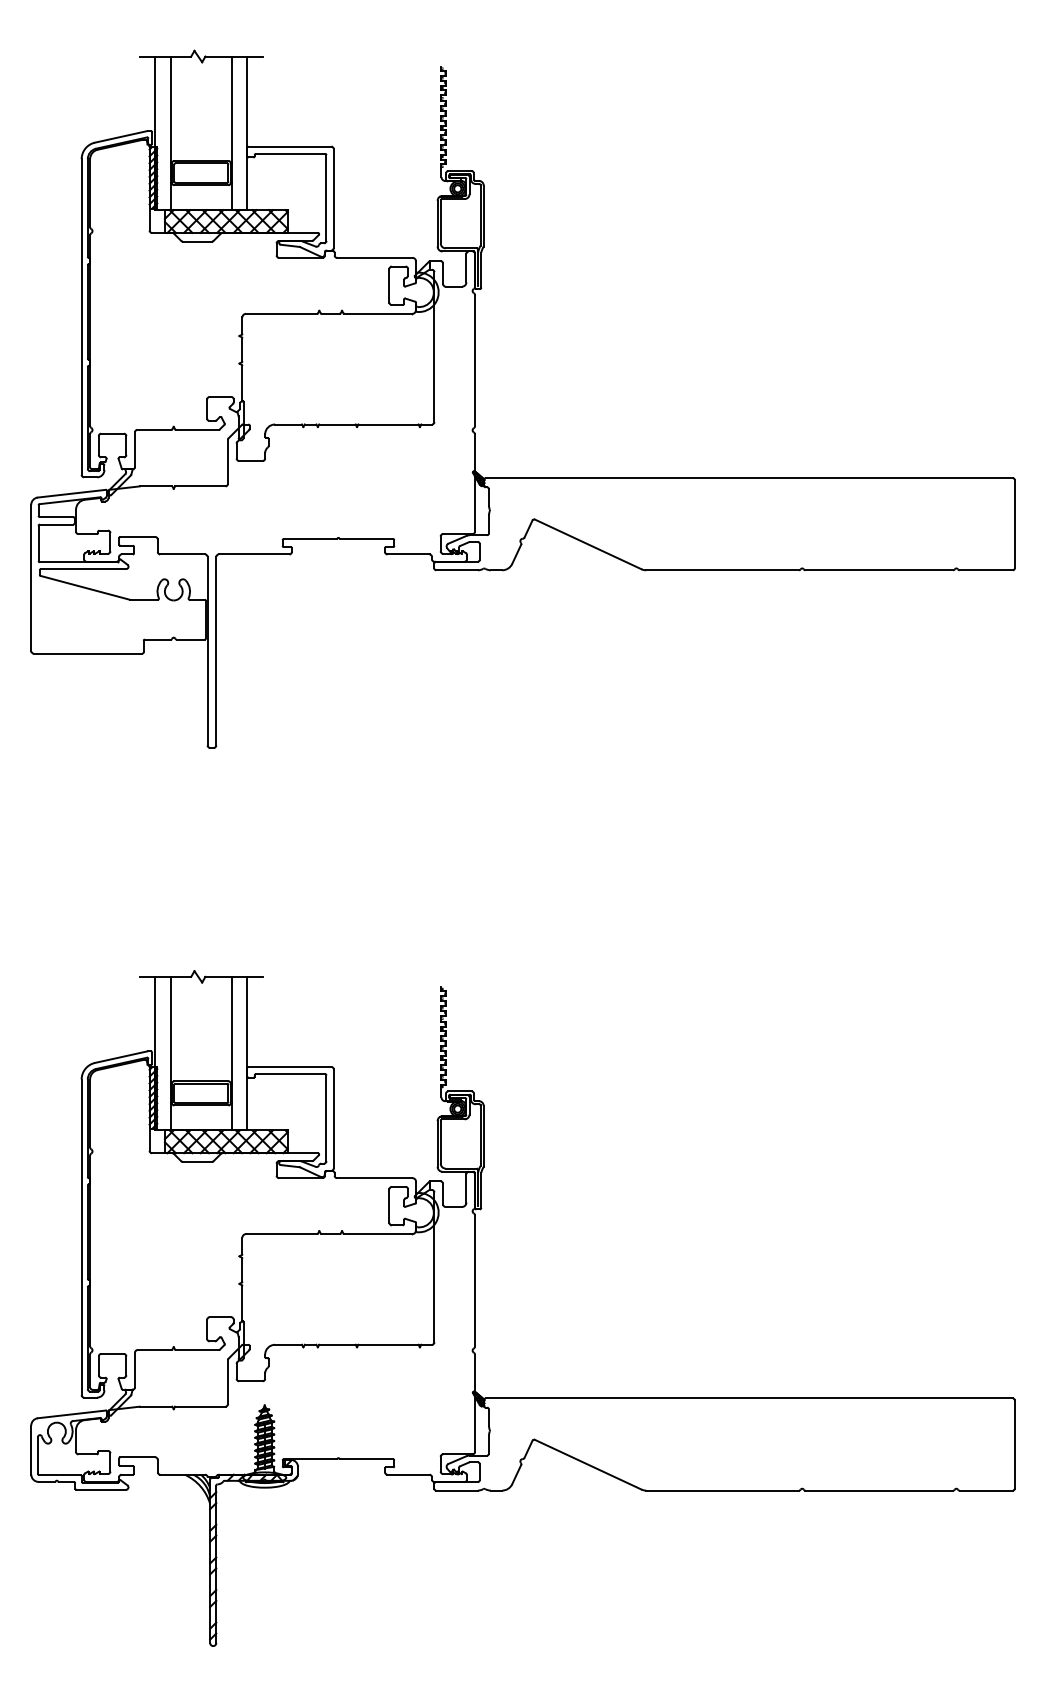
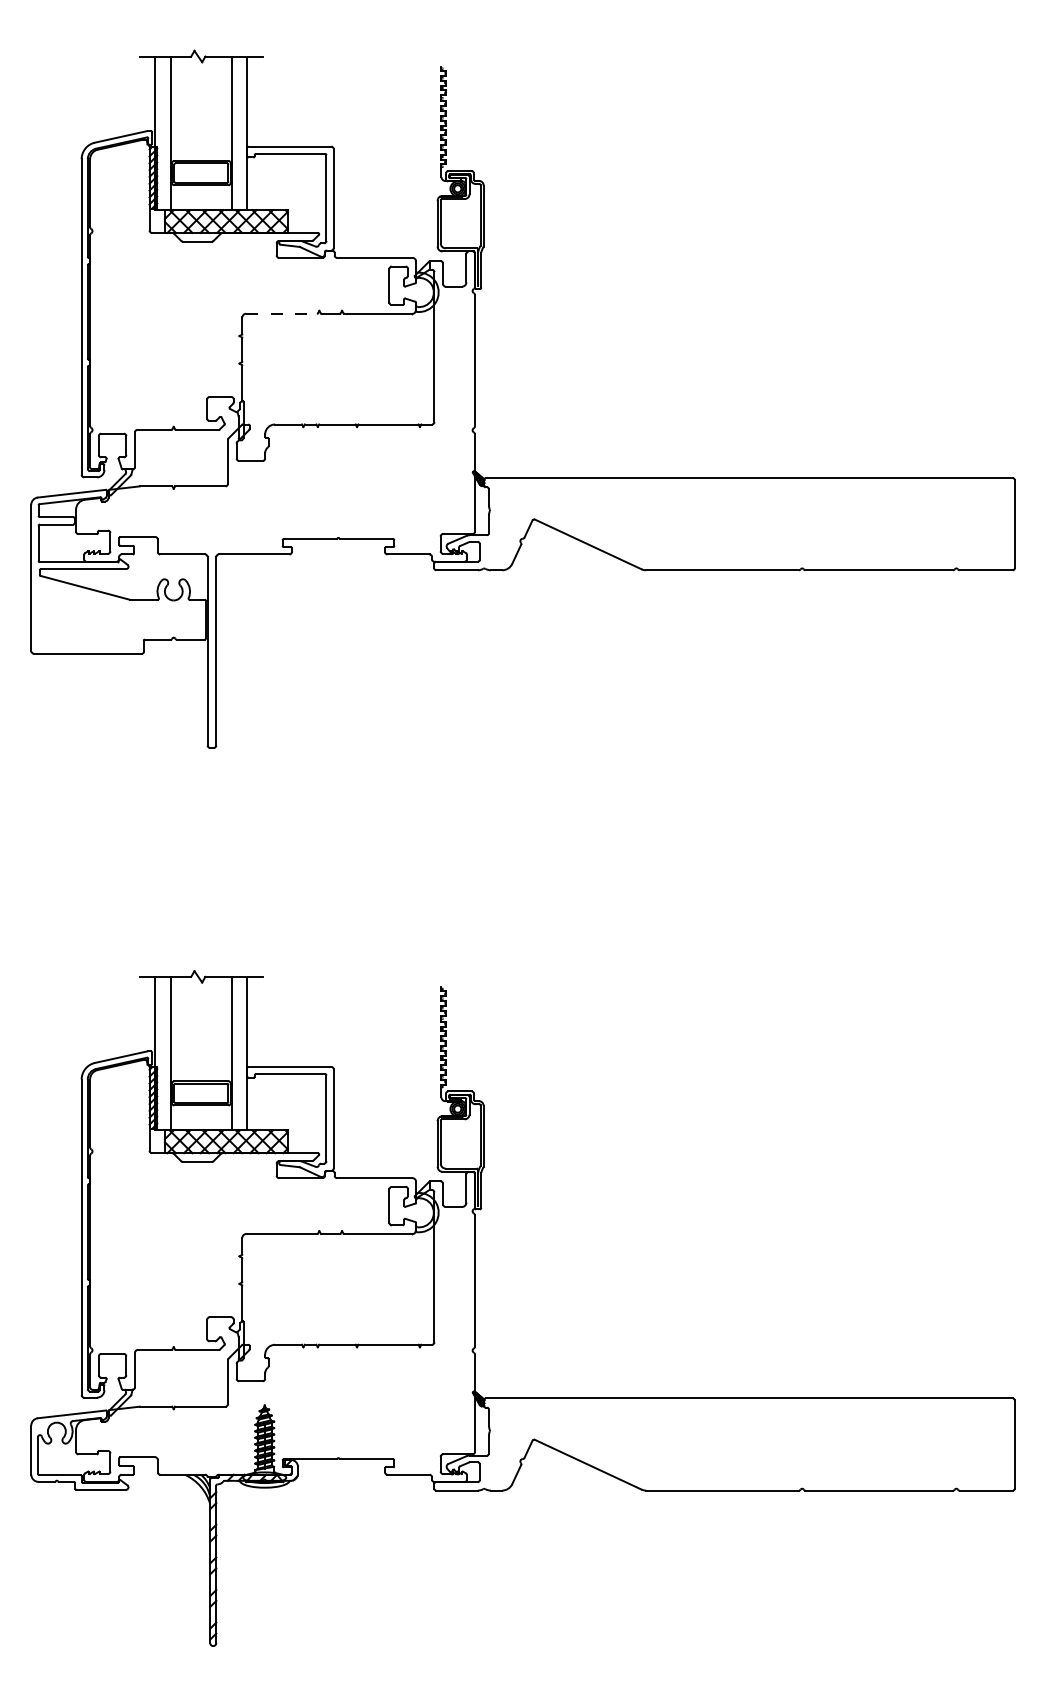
line: solid -> dashed (282, 313)
